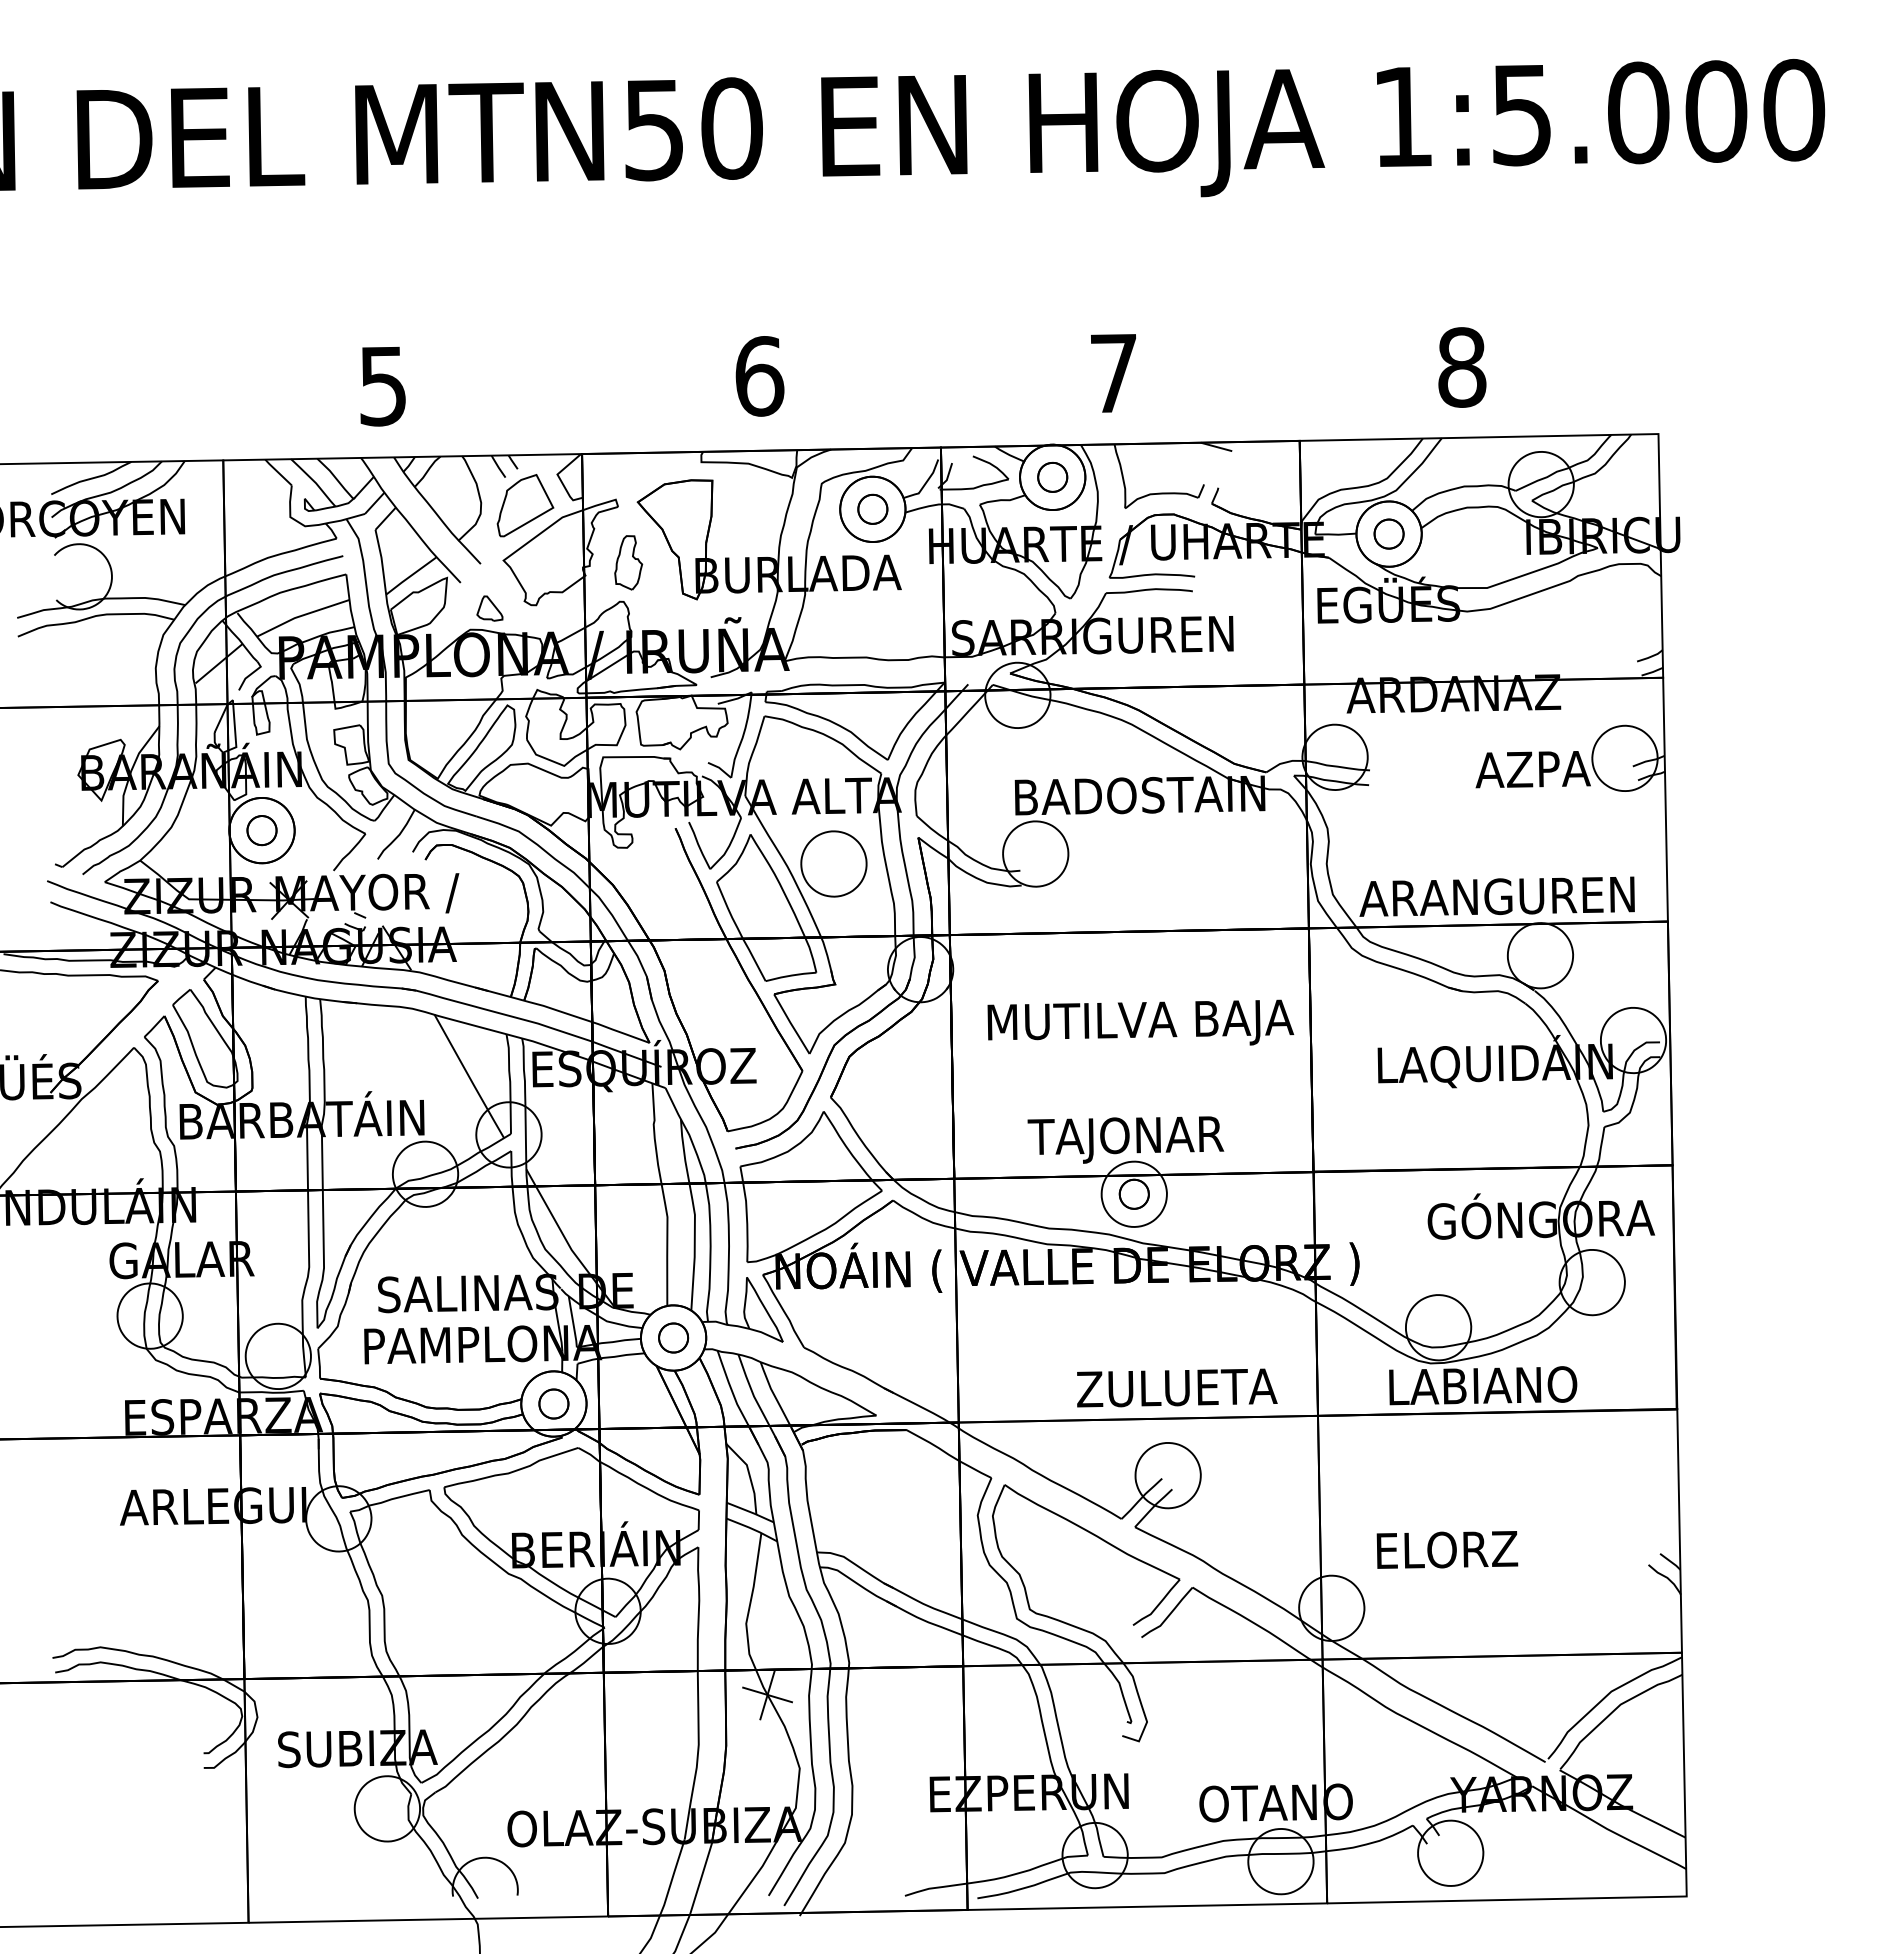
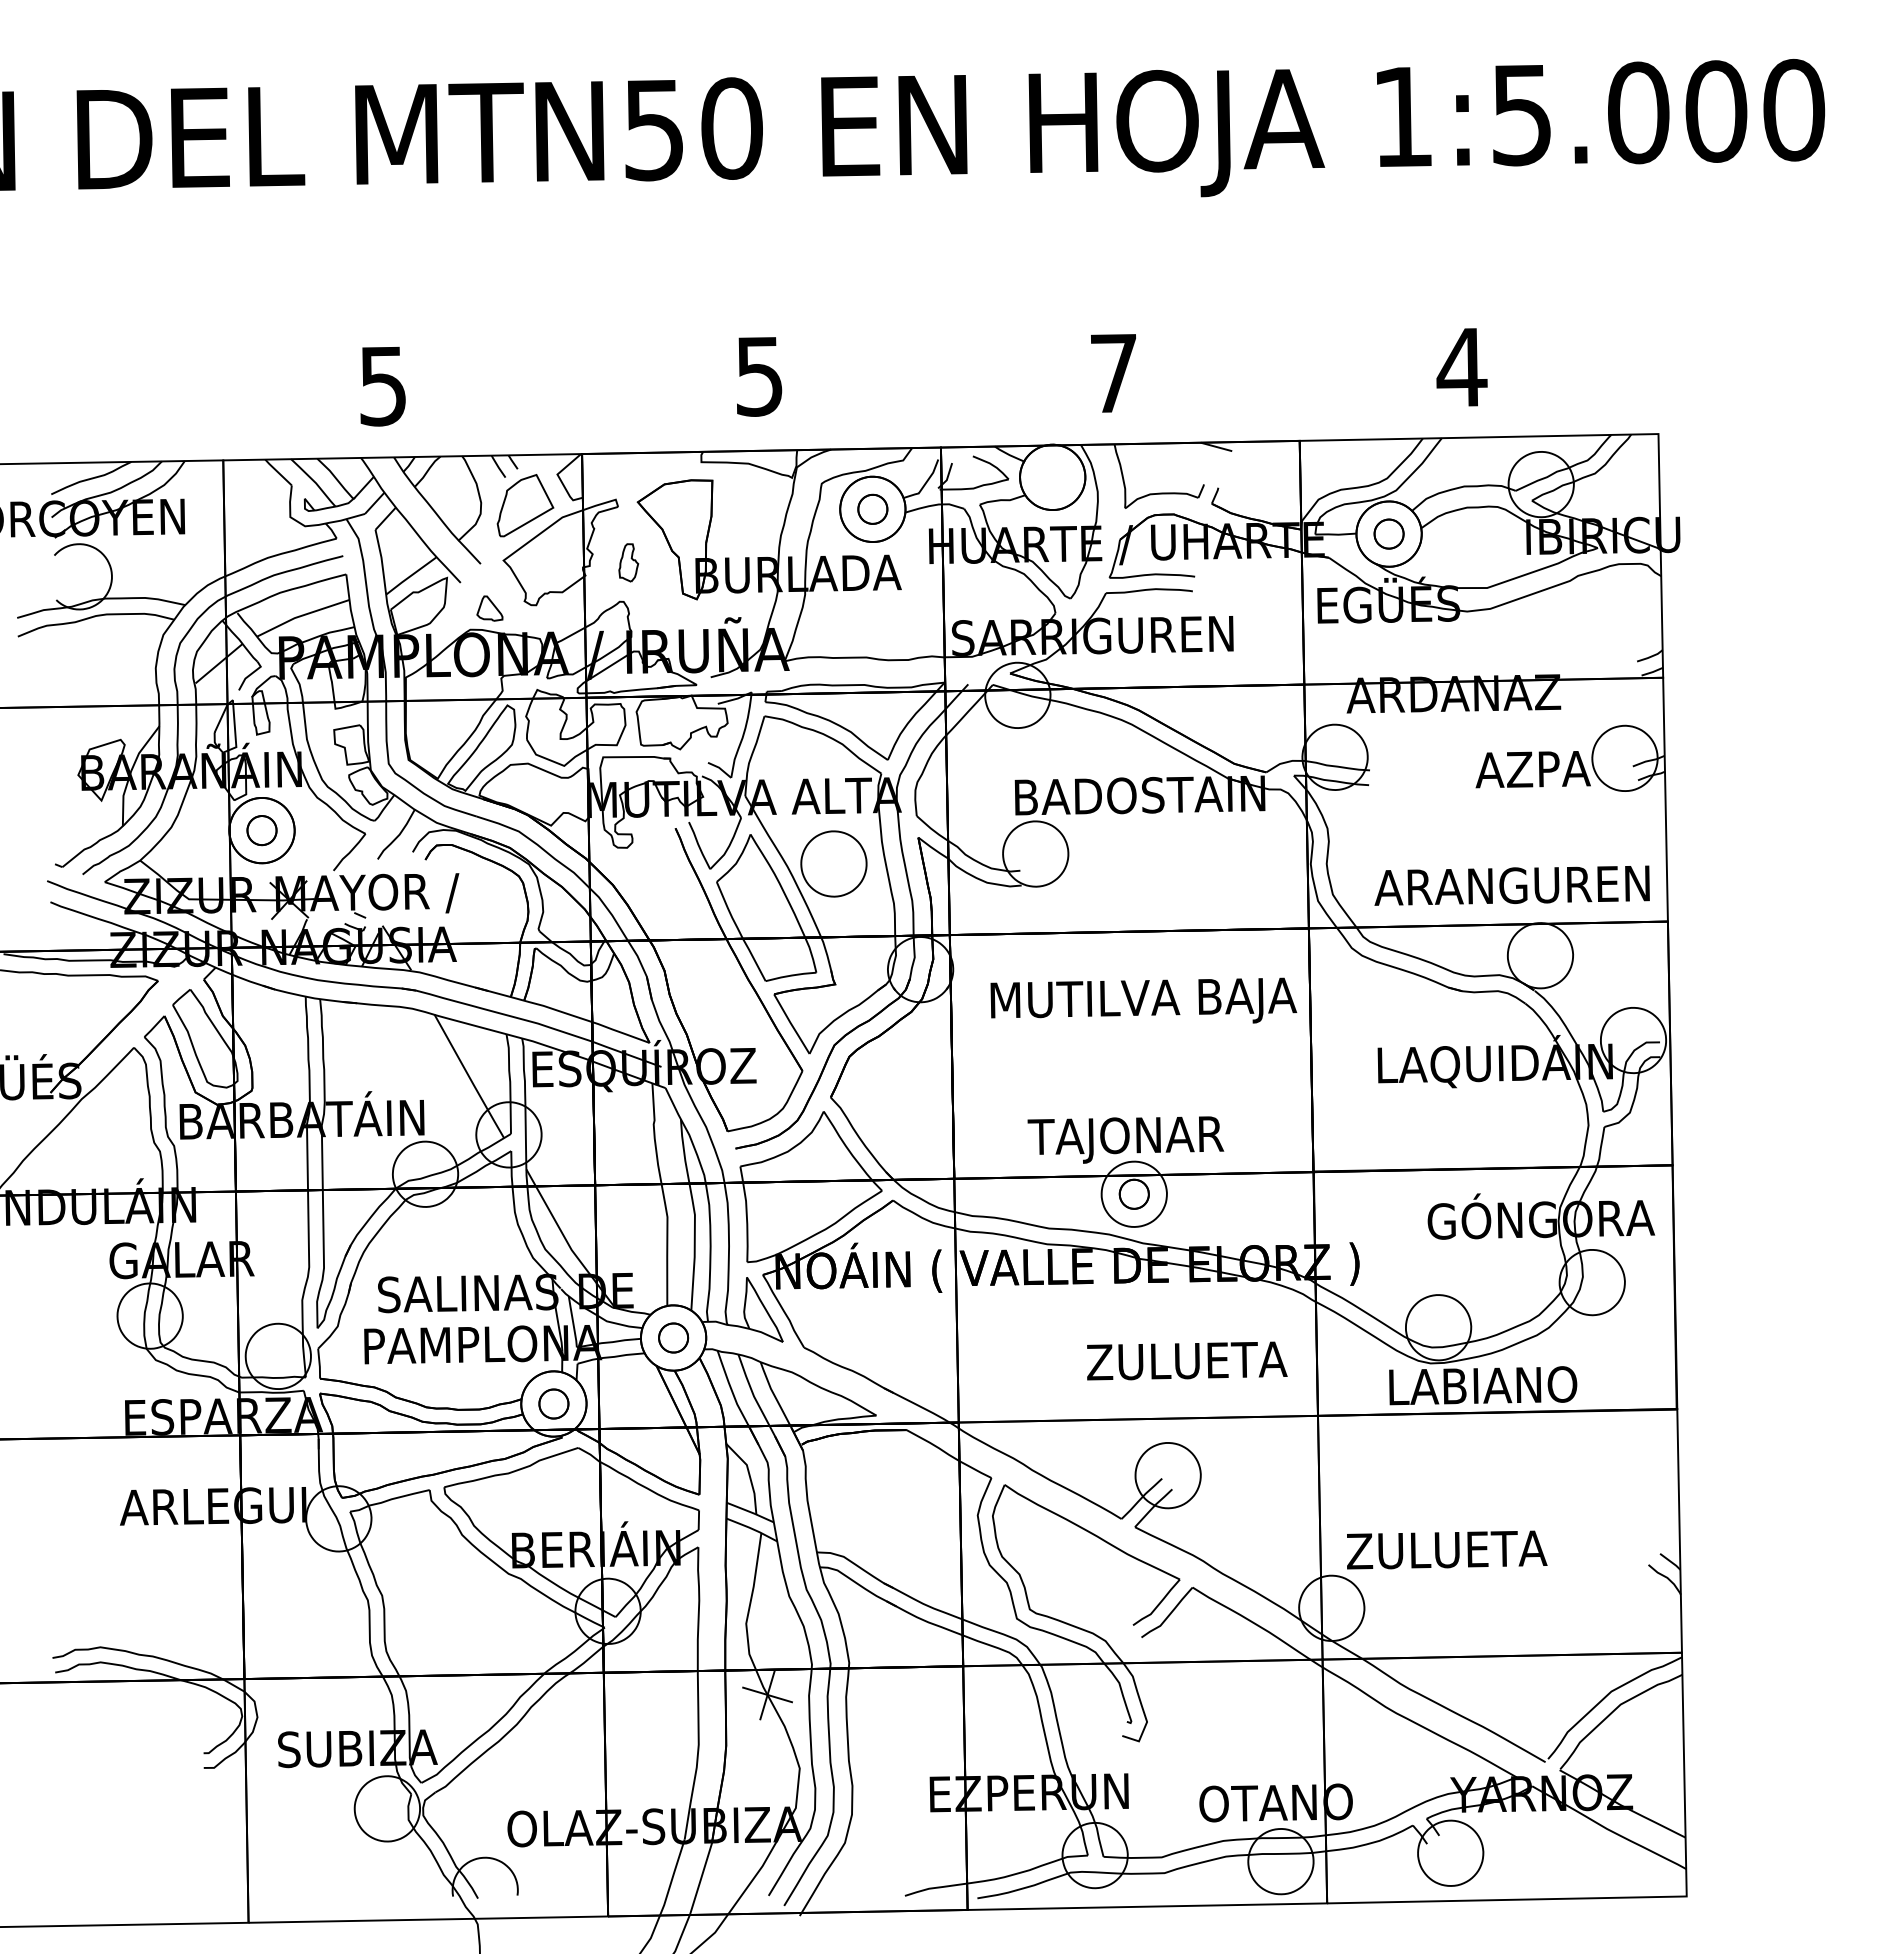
text: 8 -> 4 (1461, 367)
text: 6 -> 5 (759, 376)
part: present -> none (1052, 477)
part size: 30x56 px -> 22x40 px (628, 562)
text position: (1496, 896) -> (1511, 885) (1511, 885)
text position: (1140, 1022) -> (1143, 1000) (1143, 1000)
text position: (1177, 1387) -> (1187, 1360) (1187, 1360)
text: ELORZ -> ZULUETA (1447, 1549)
